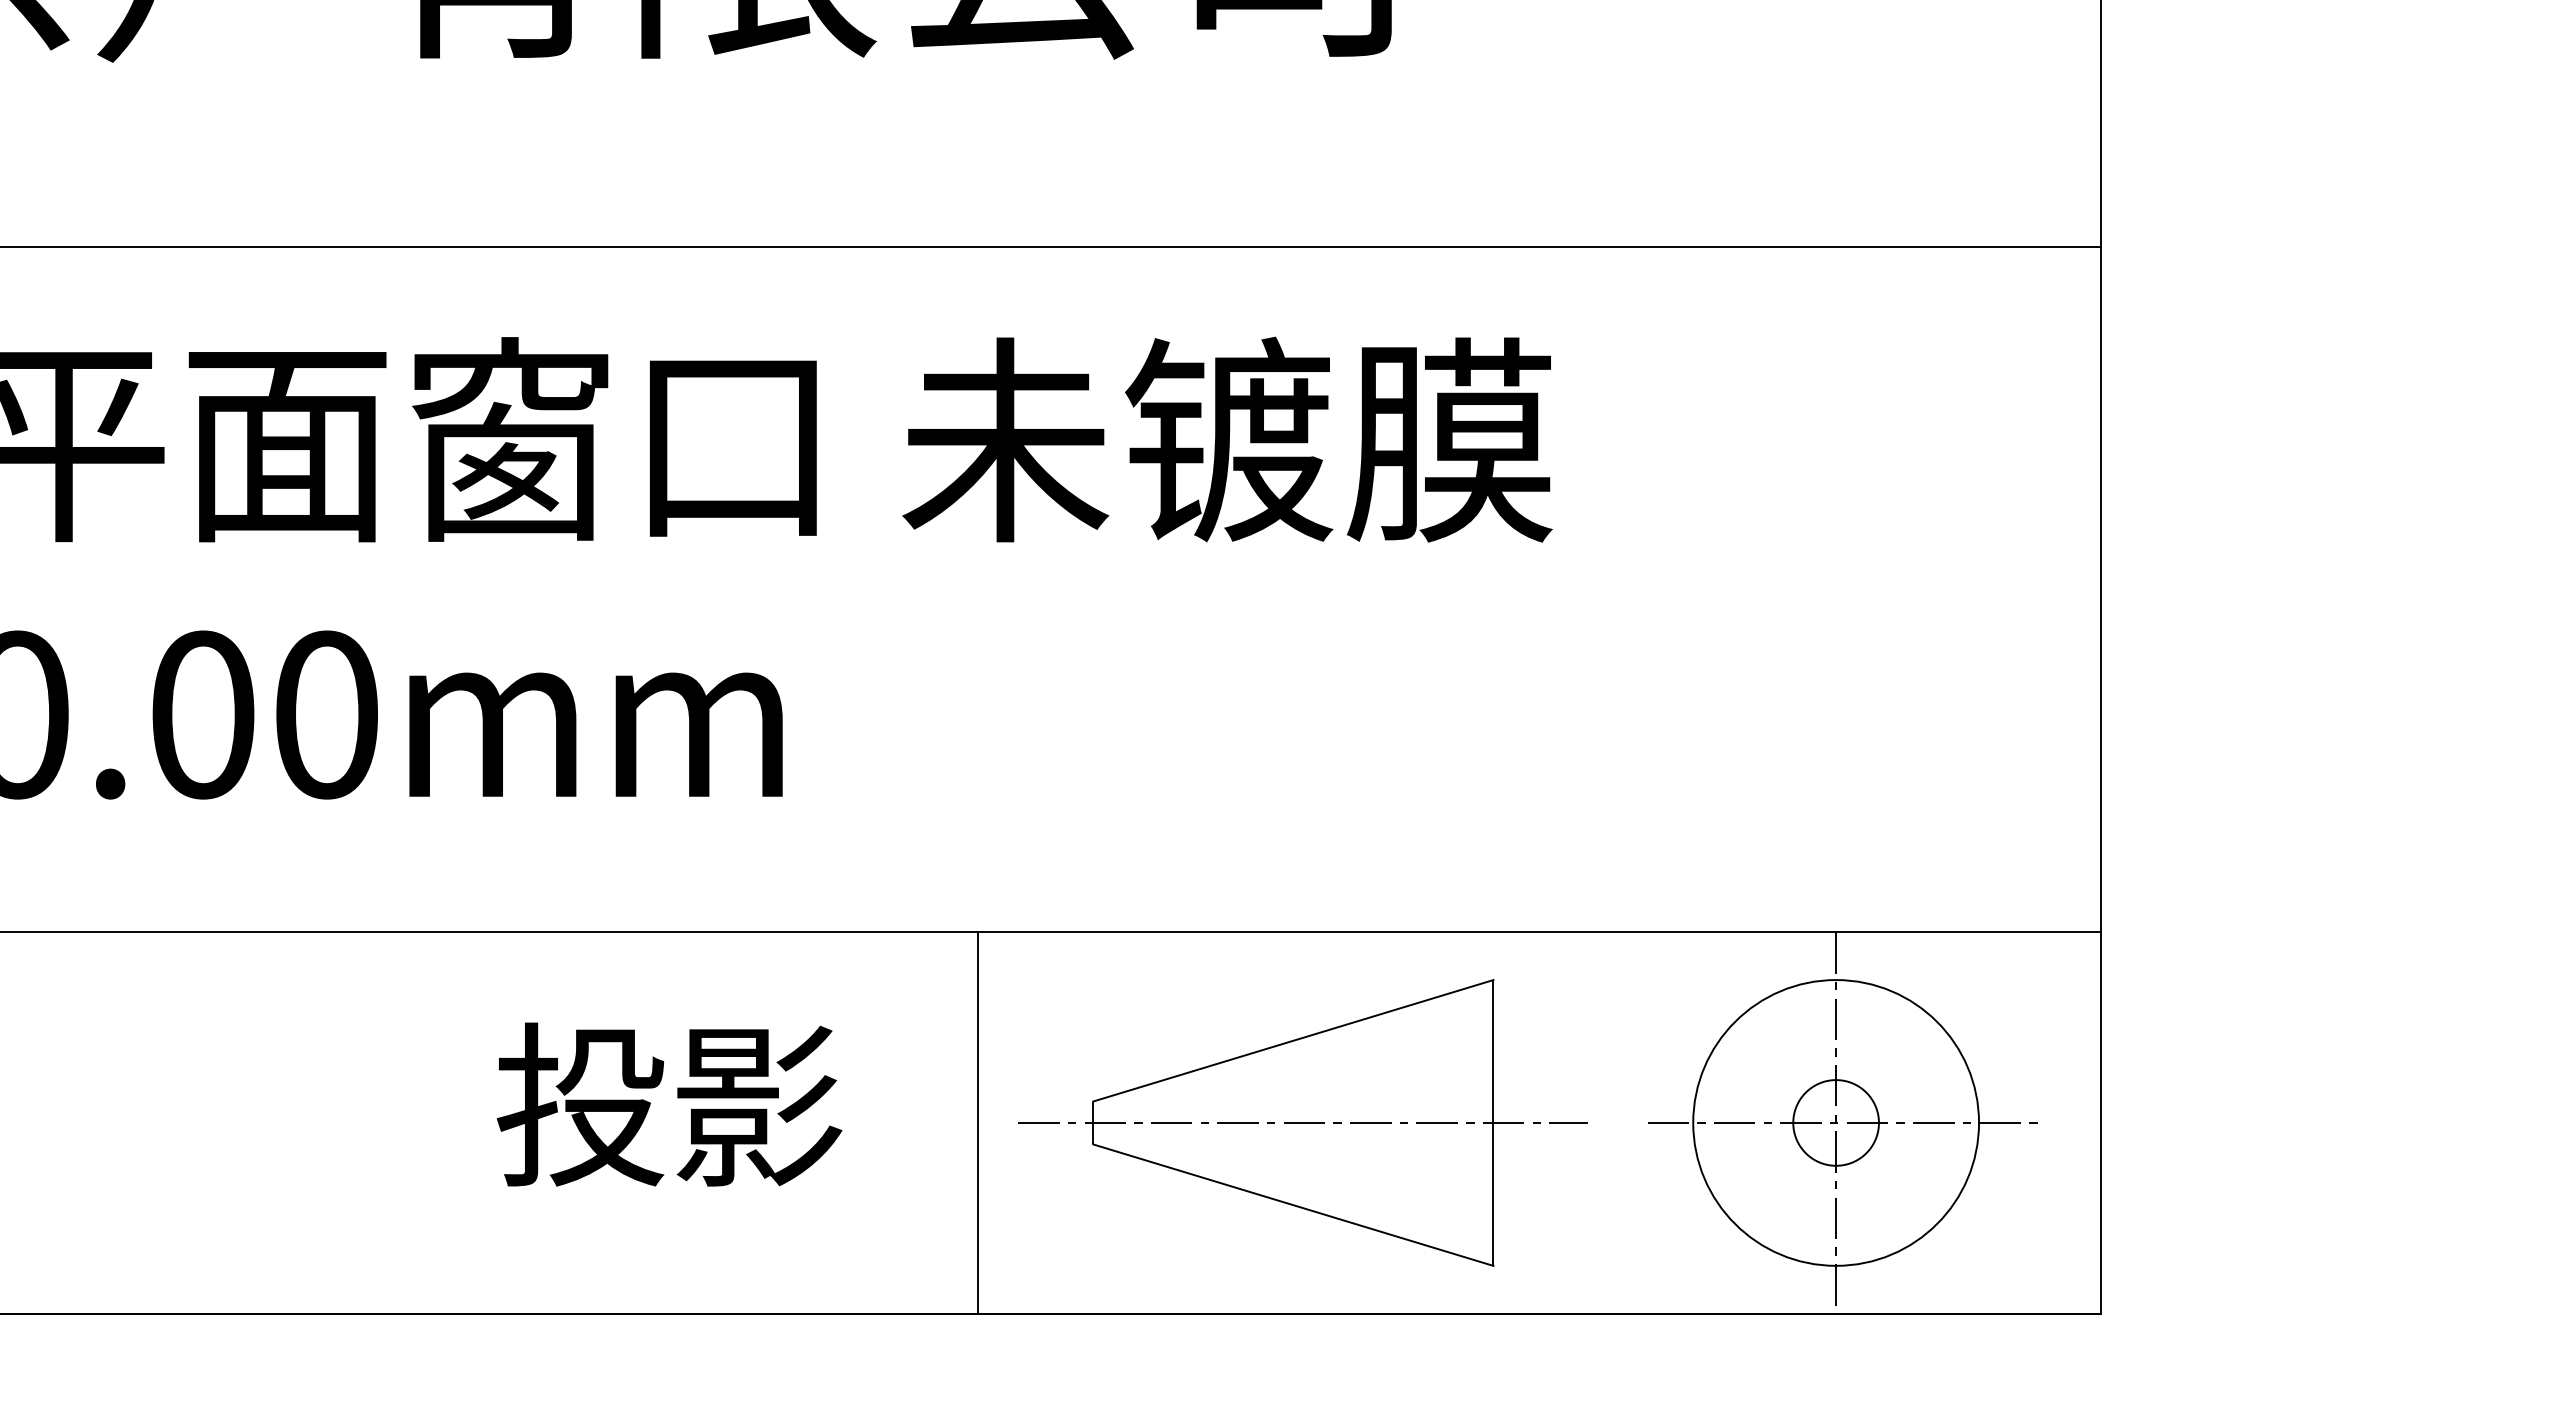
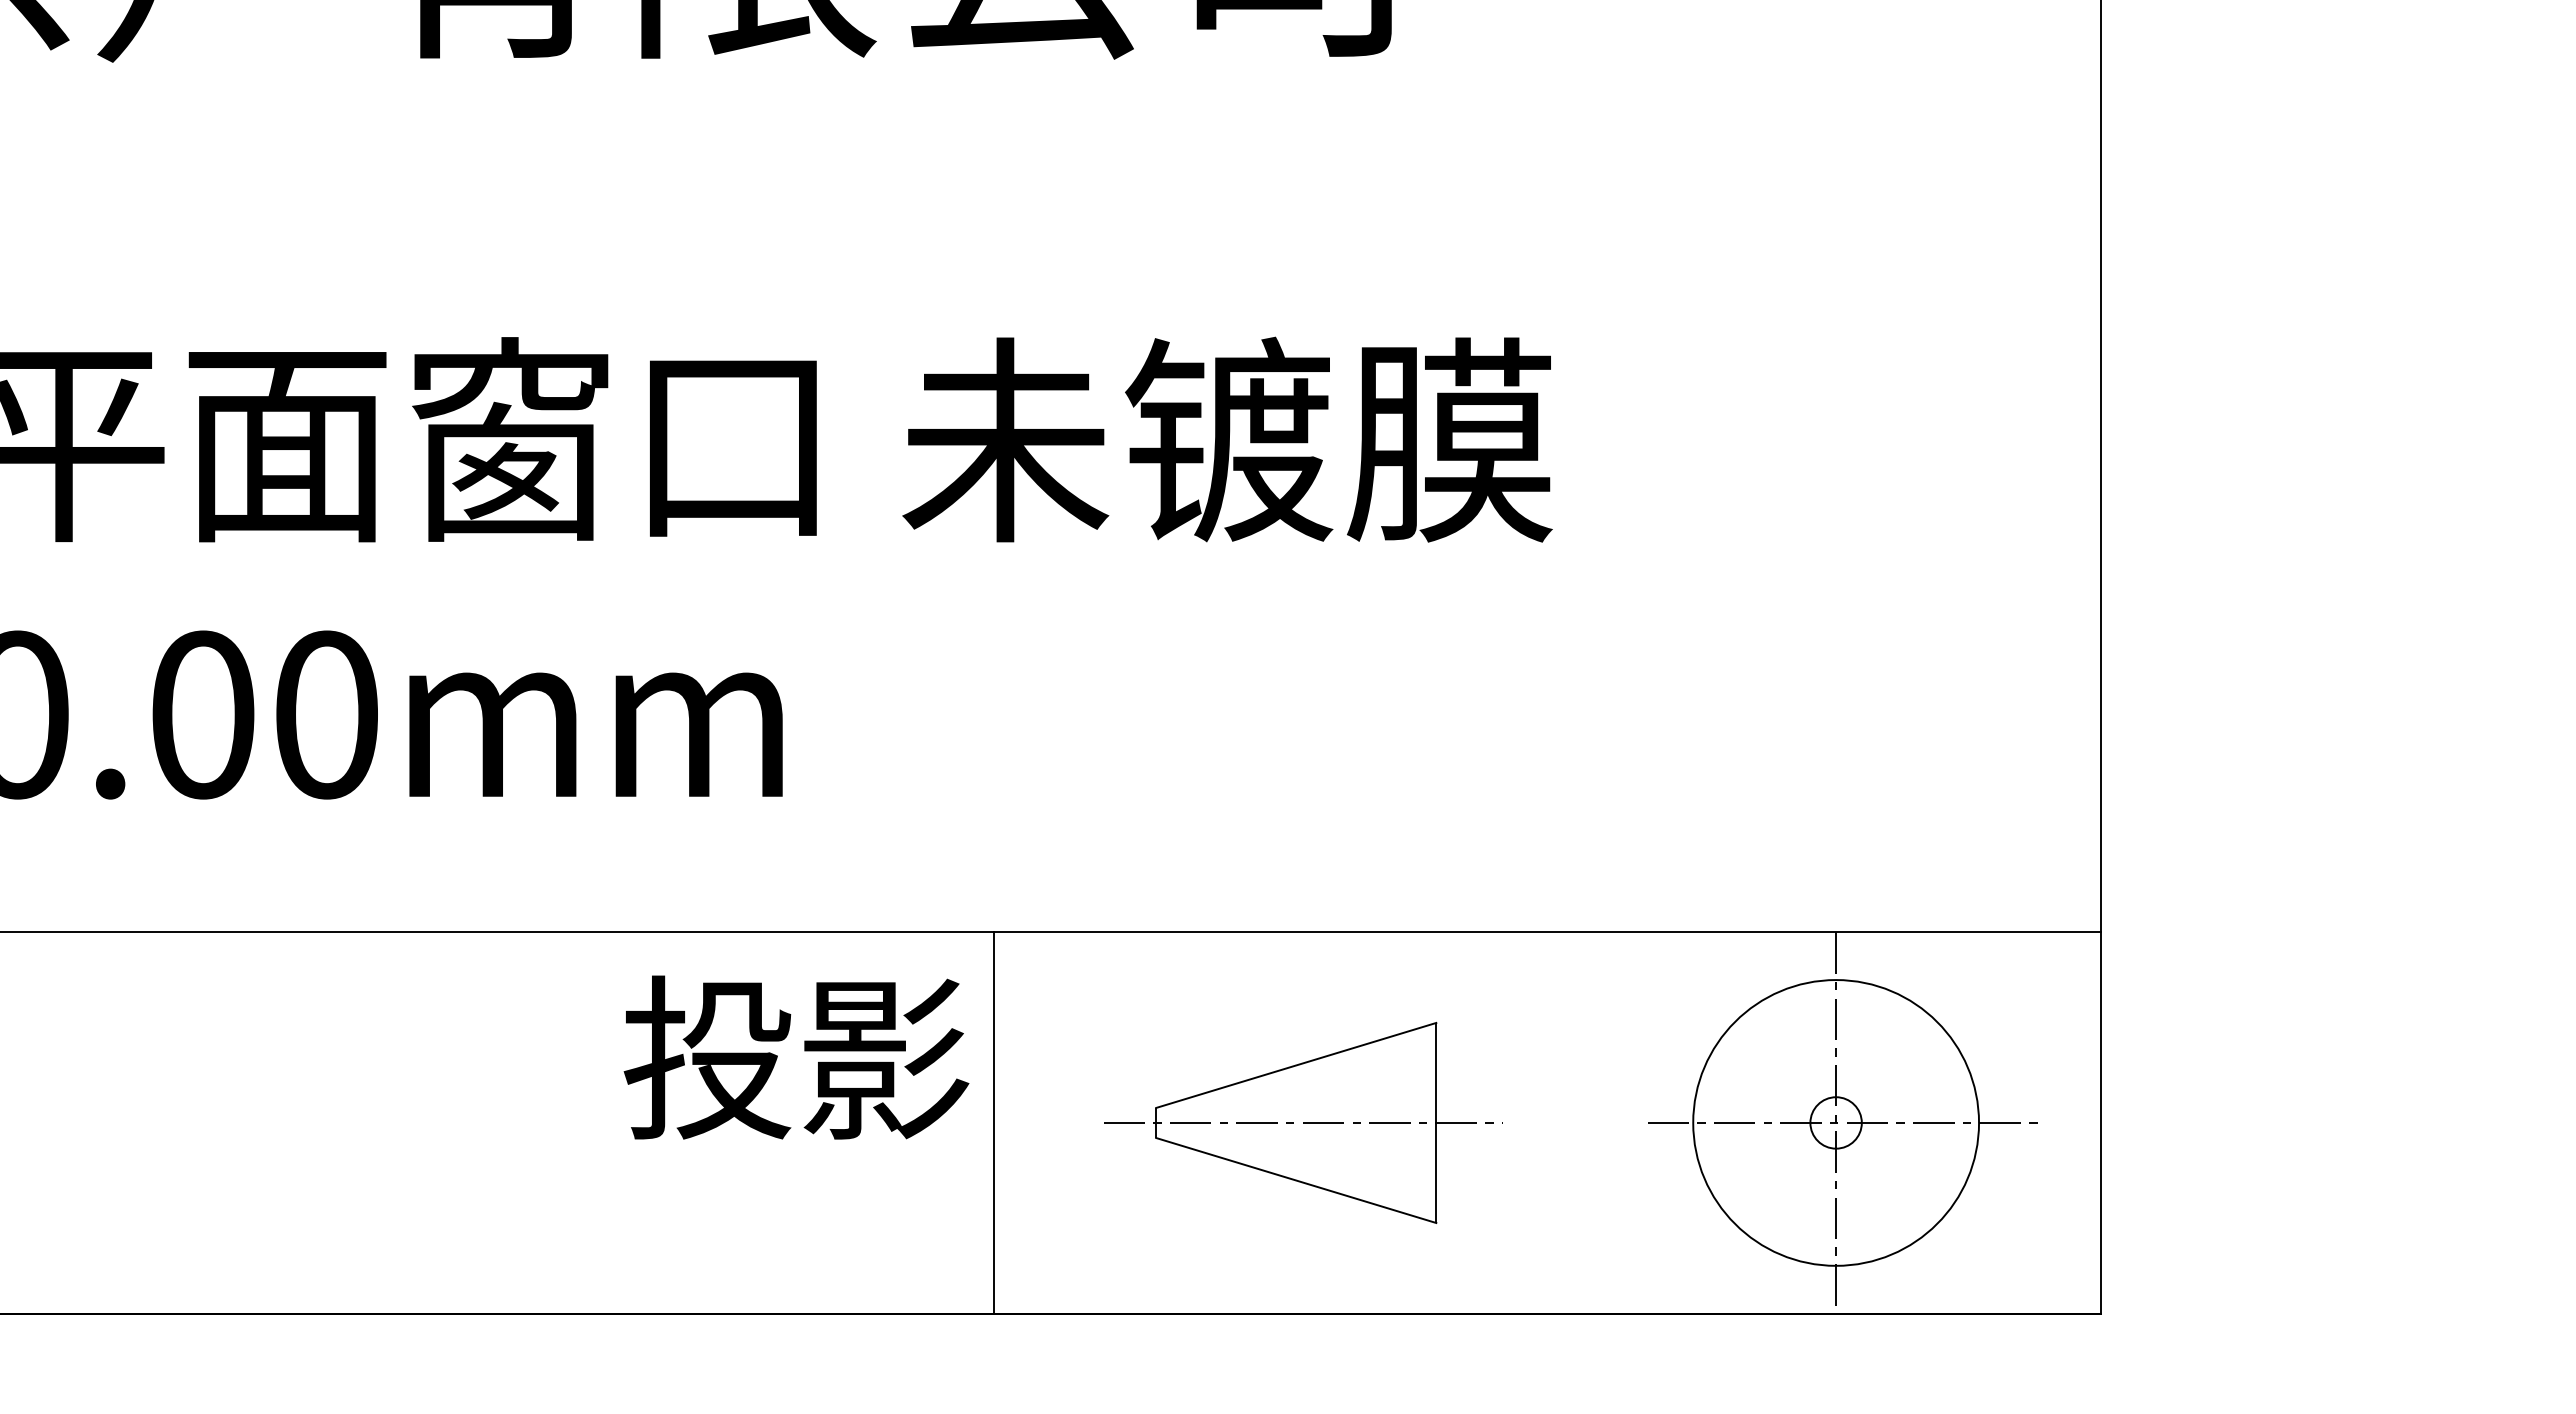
line: present -> none (1051, 246)
text position: (669, 1104) -> (796, 1057) (796, 1057)
line position: (978, 1122) -> (994, 1122) (994, 1122)
part size: 570x288 px -> 399x203 px (1303, 1122)
circle diameter: 86 px -> 51 px (1835, 1122)
